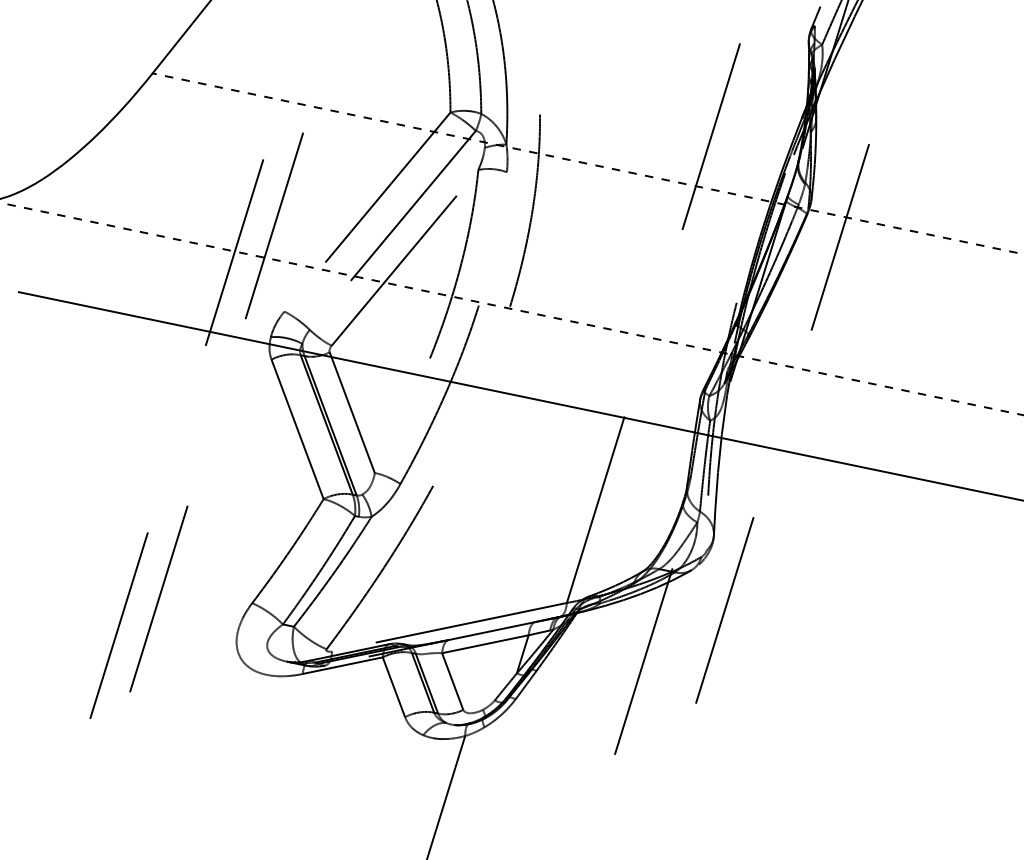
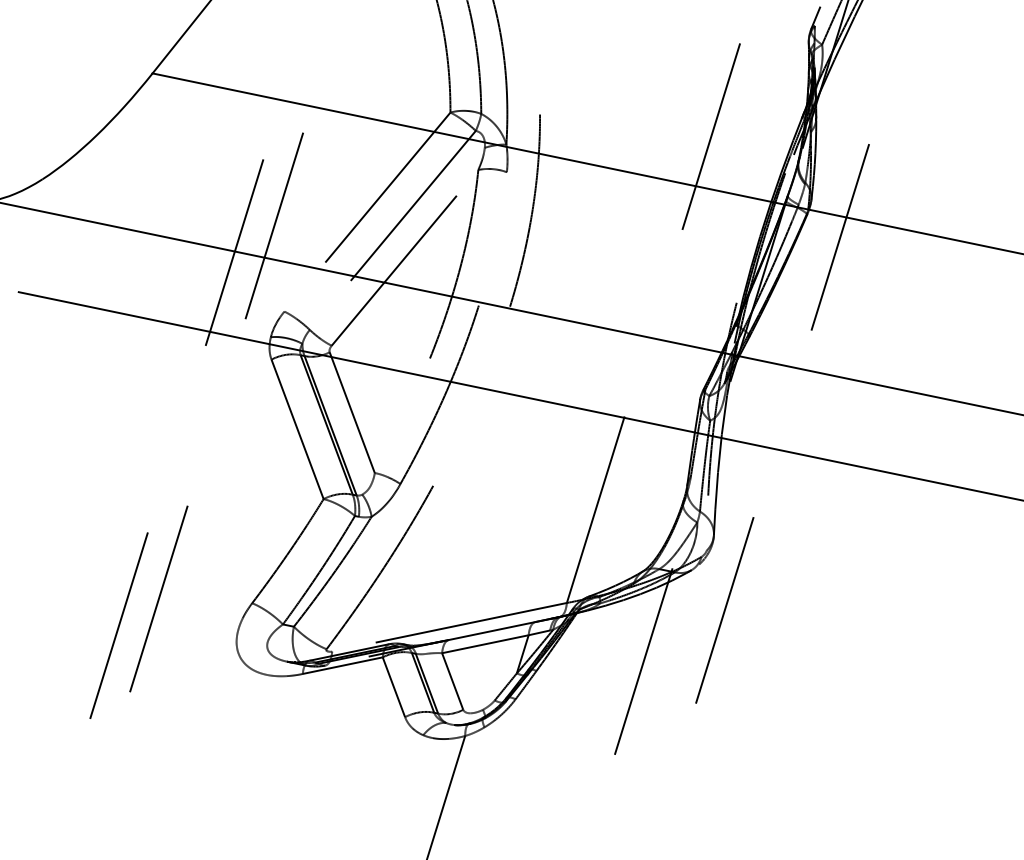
line: dashed -> solid (587, 163)
line: dashed -> solid (512, 309)
